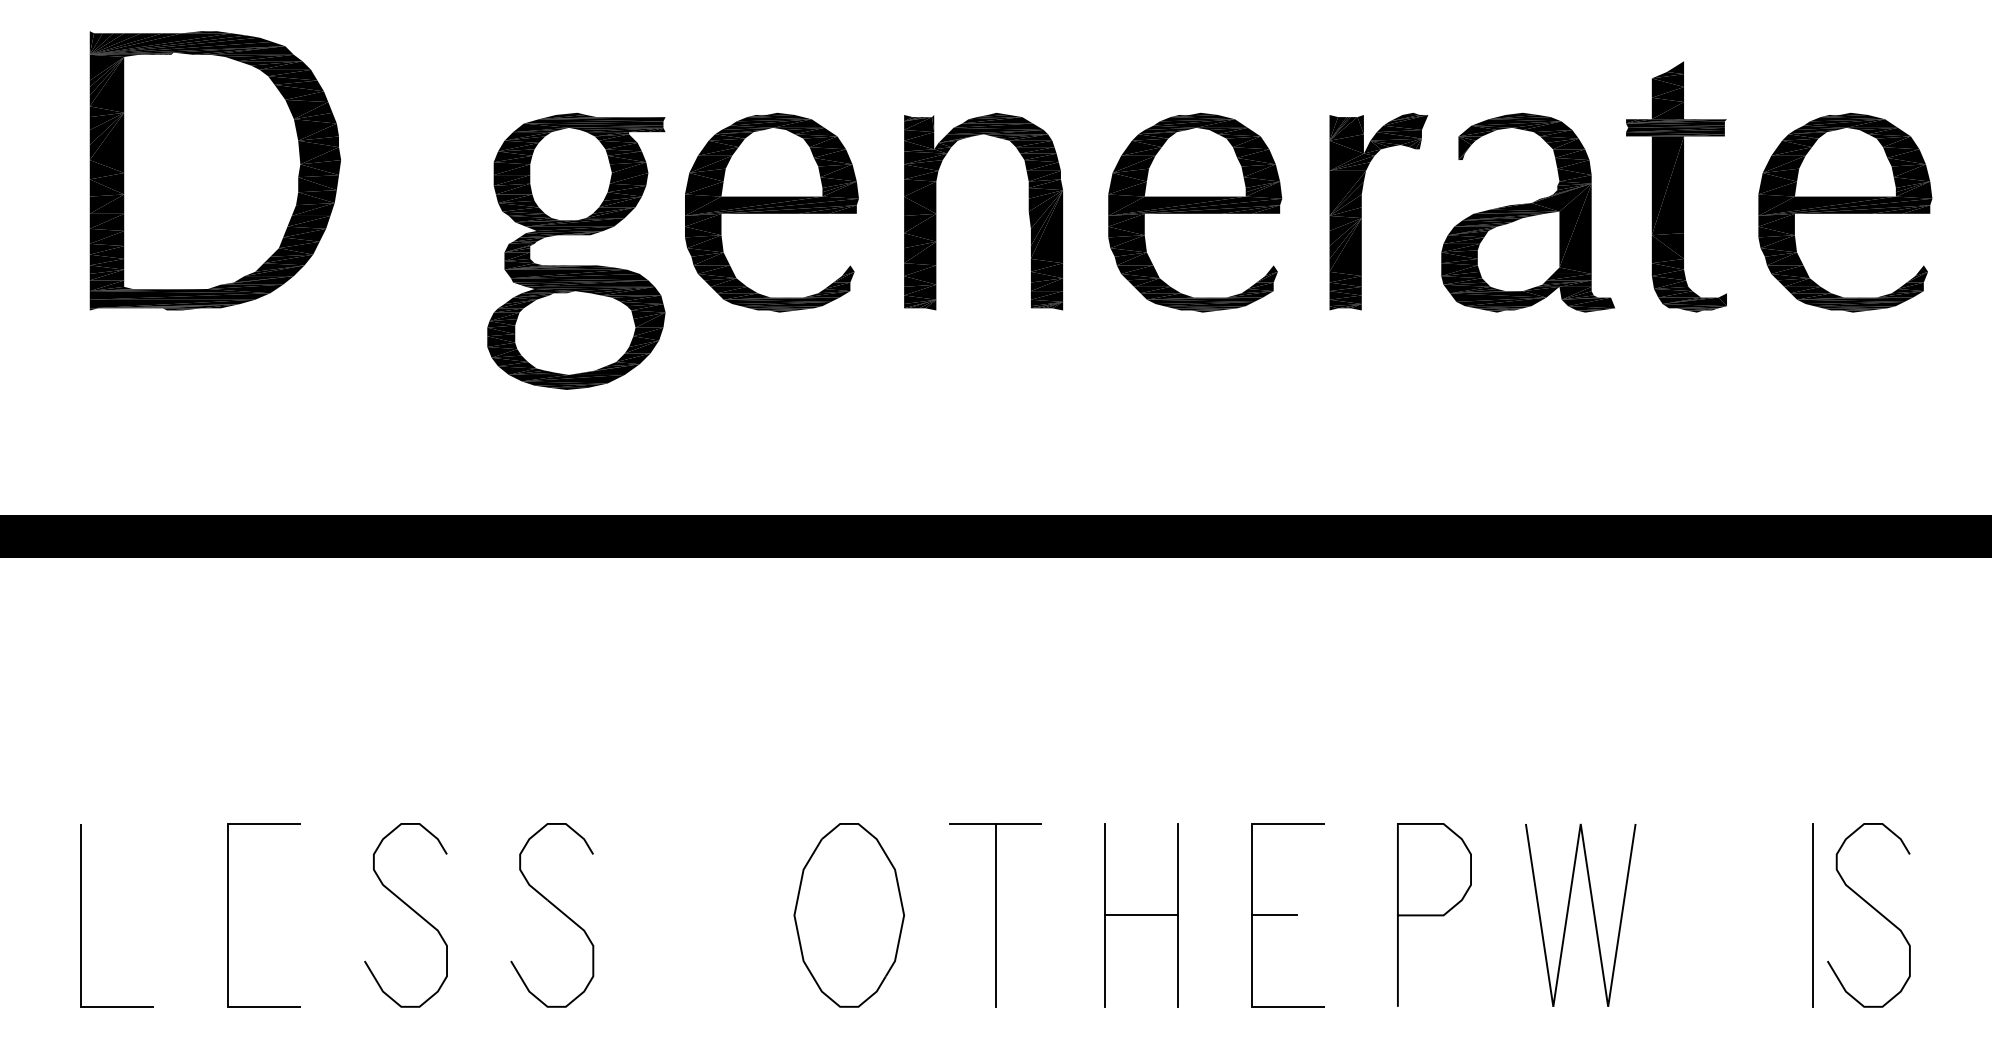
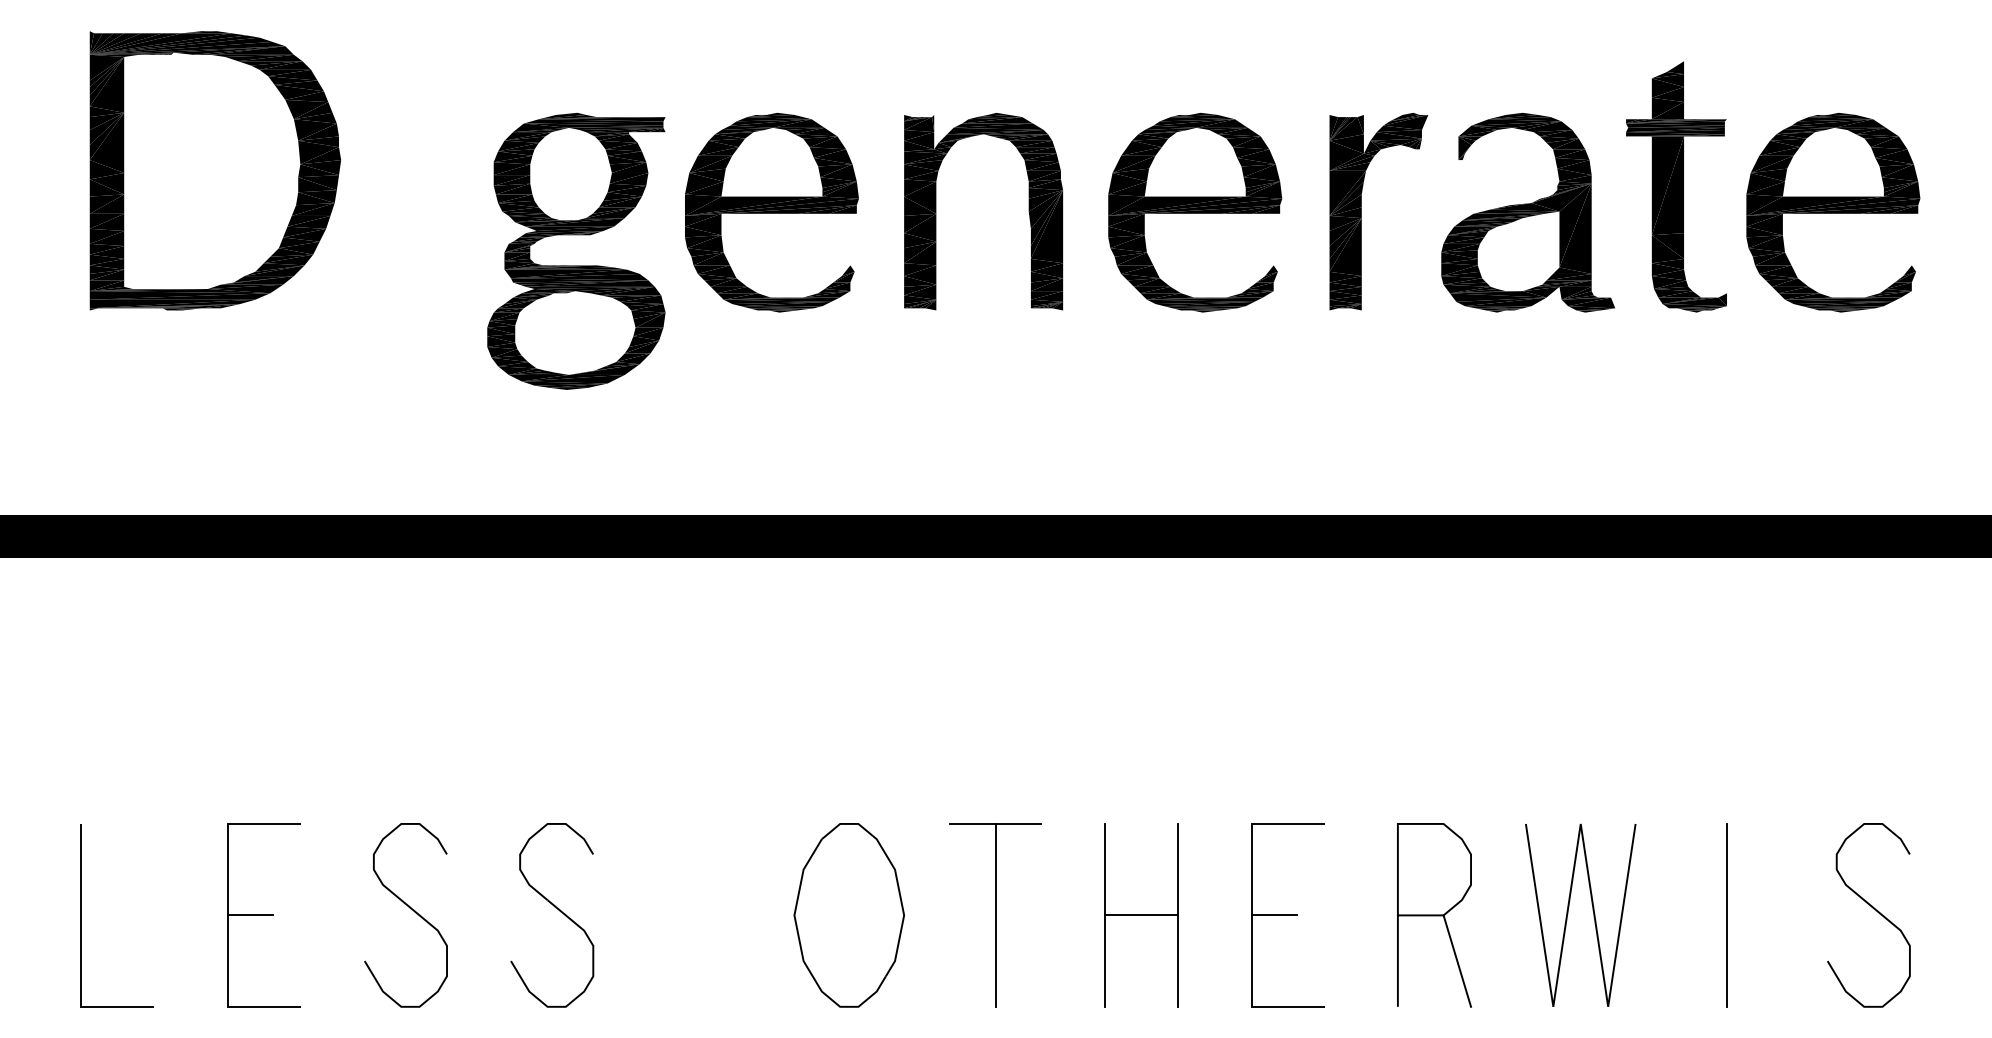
part position: (1845, 212) -> (1833, 212) (1833, 212)
line: none -> present (250, 915)
line position: (1812, 915) -> (1726, 915) (1726, 915)
line: none -> present (1457, 960)
